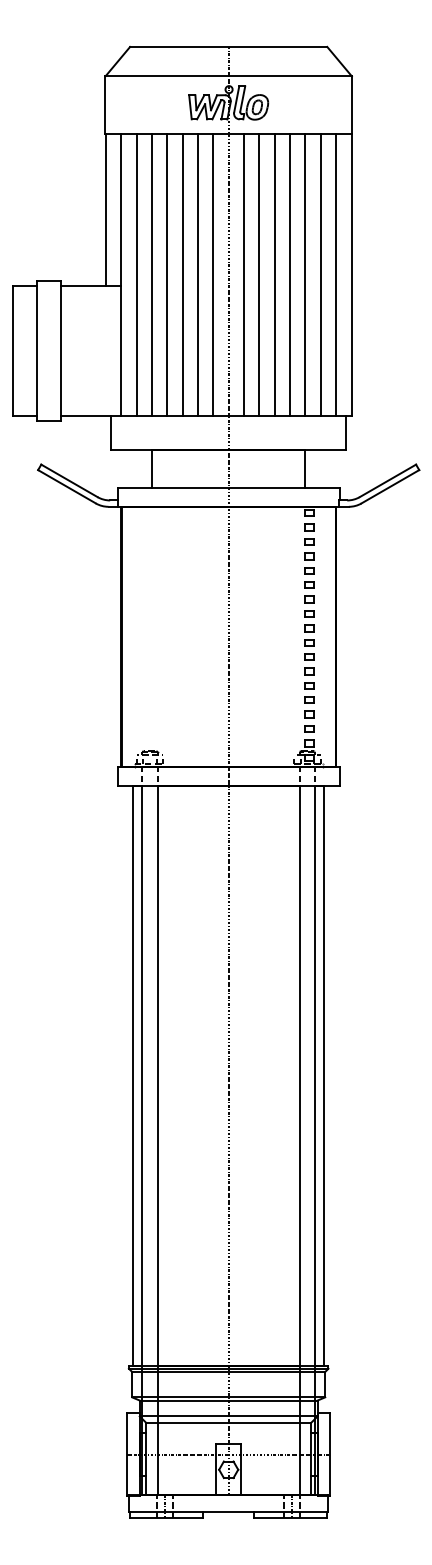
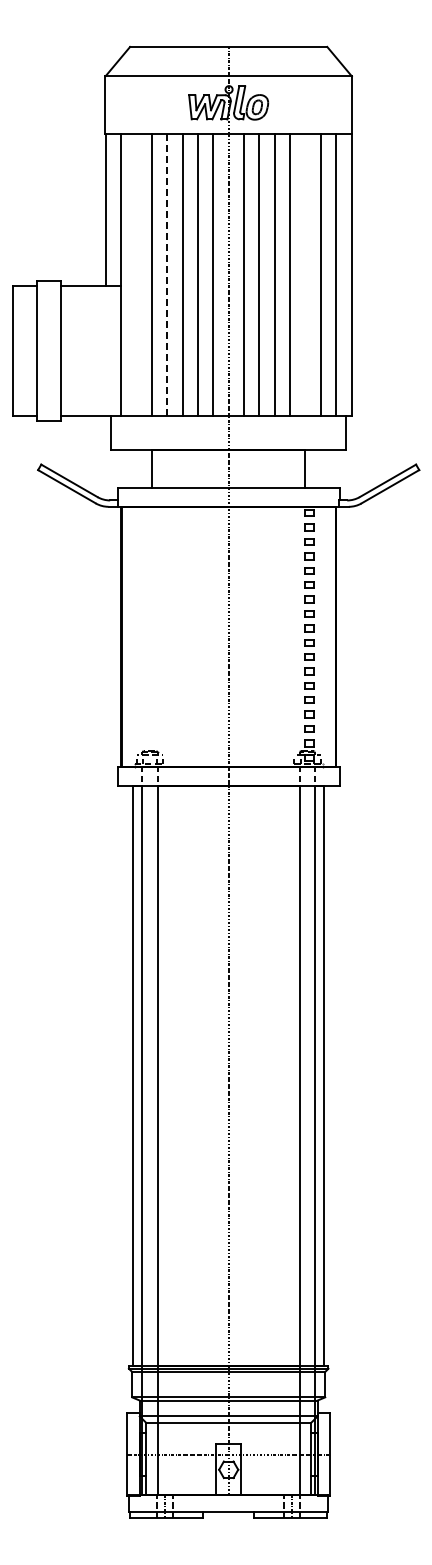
line: present -> none (136, 274)
line: solid -> dashed (167, 274)
line: present -> none (305, 274)
